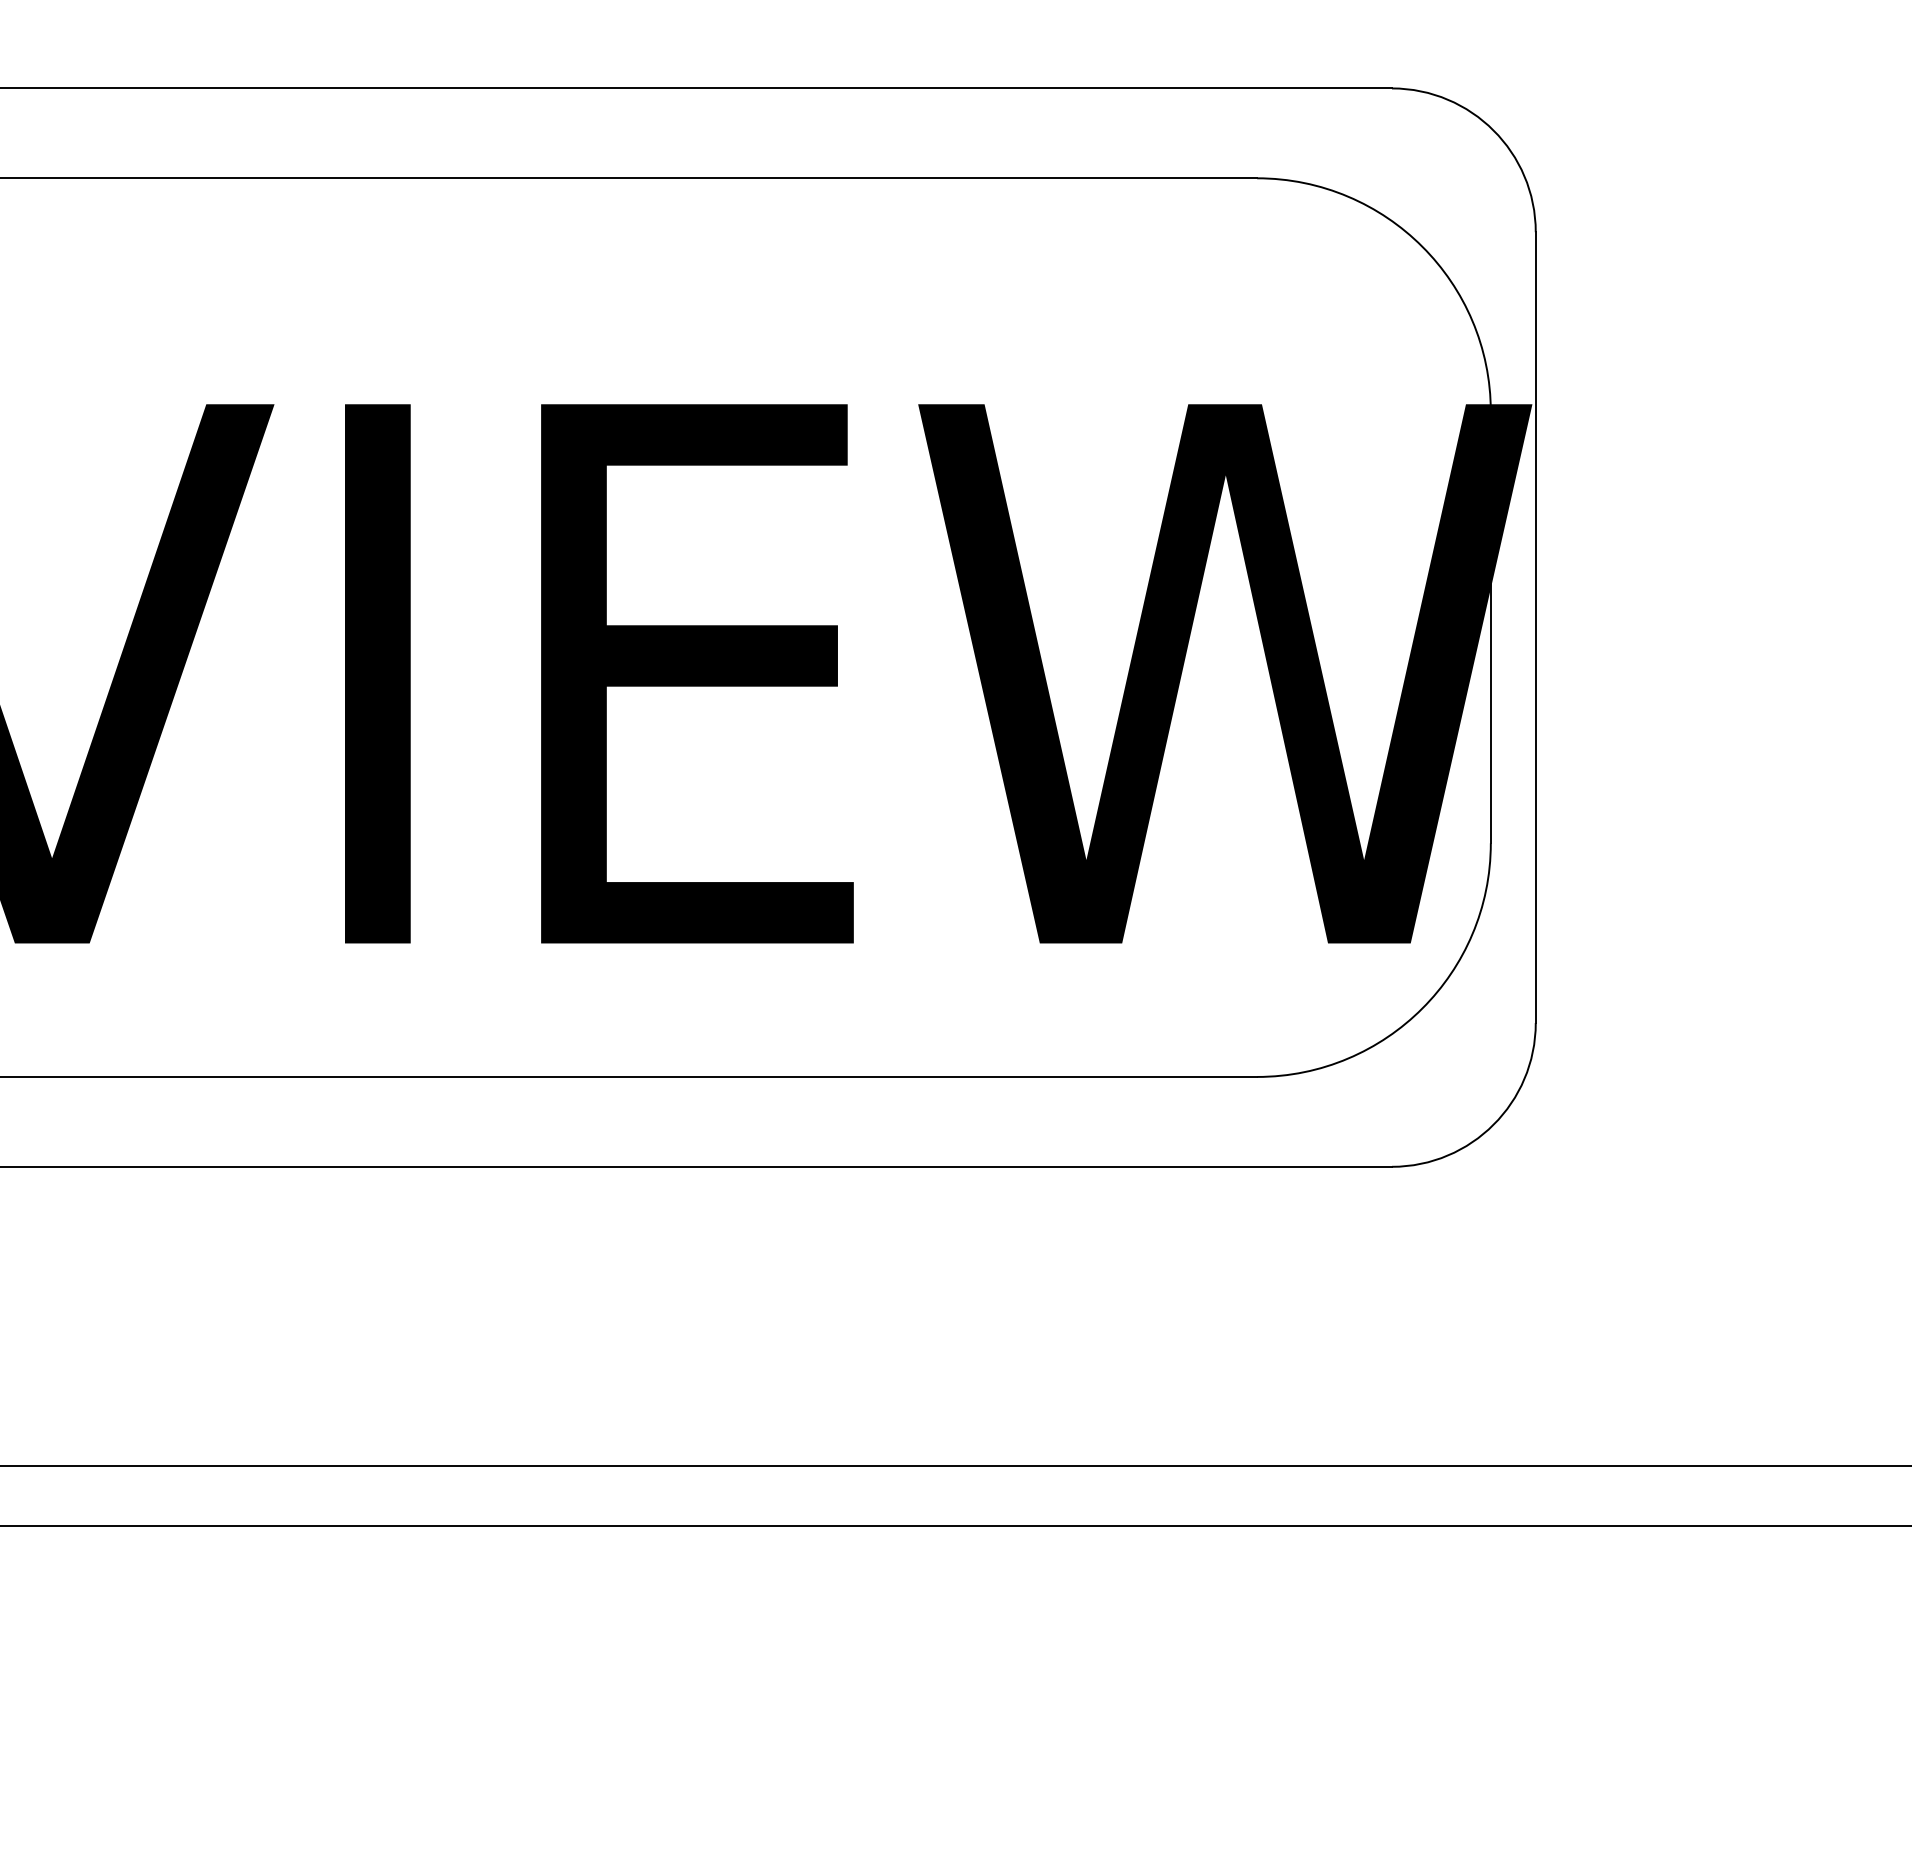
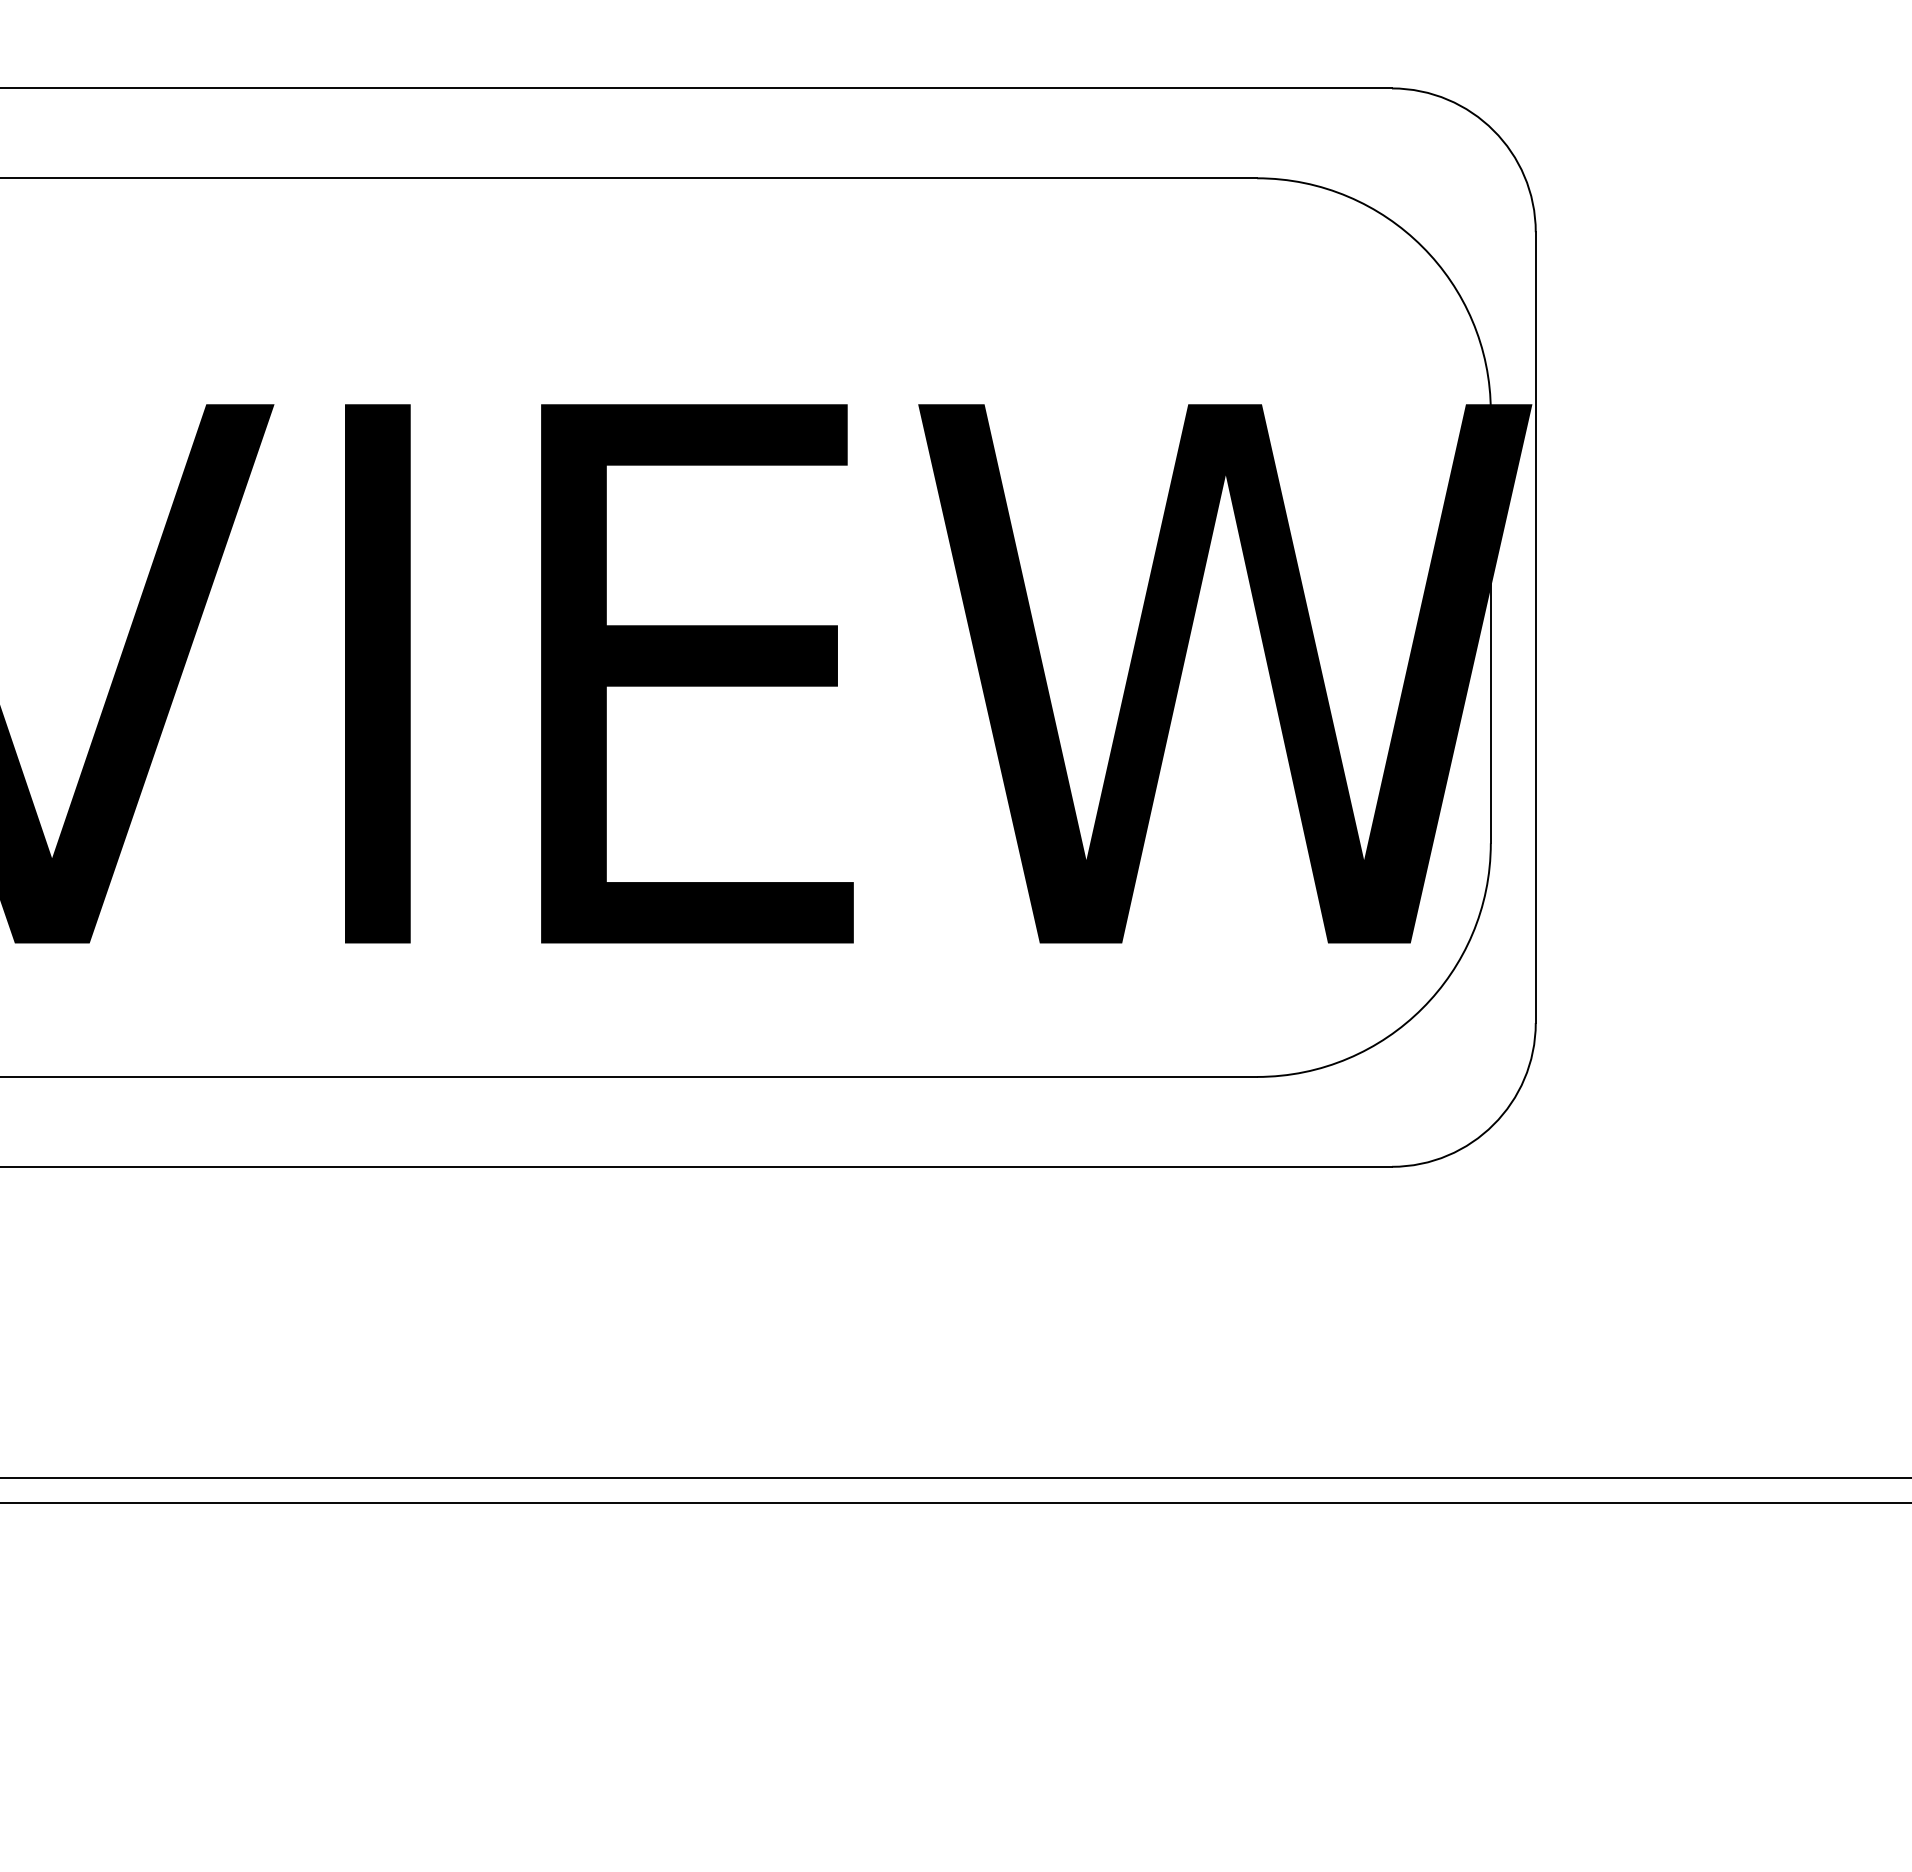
line position: (955, 1466) -> (955, 1478) (955, 1478)
line position: (955, 1526) -> (955, 1503) (955, 1503)
